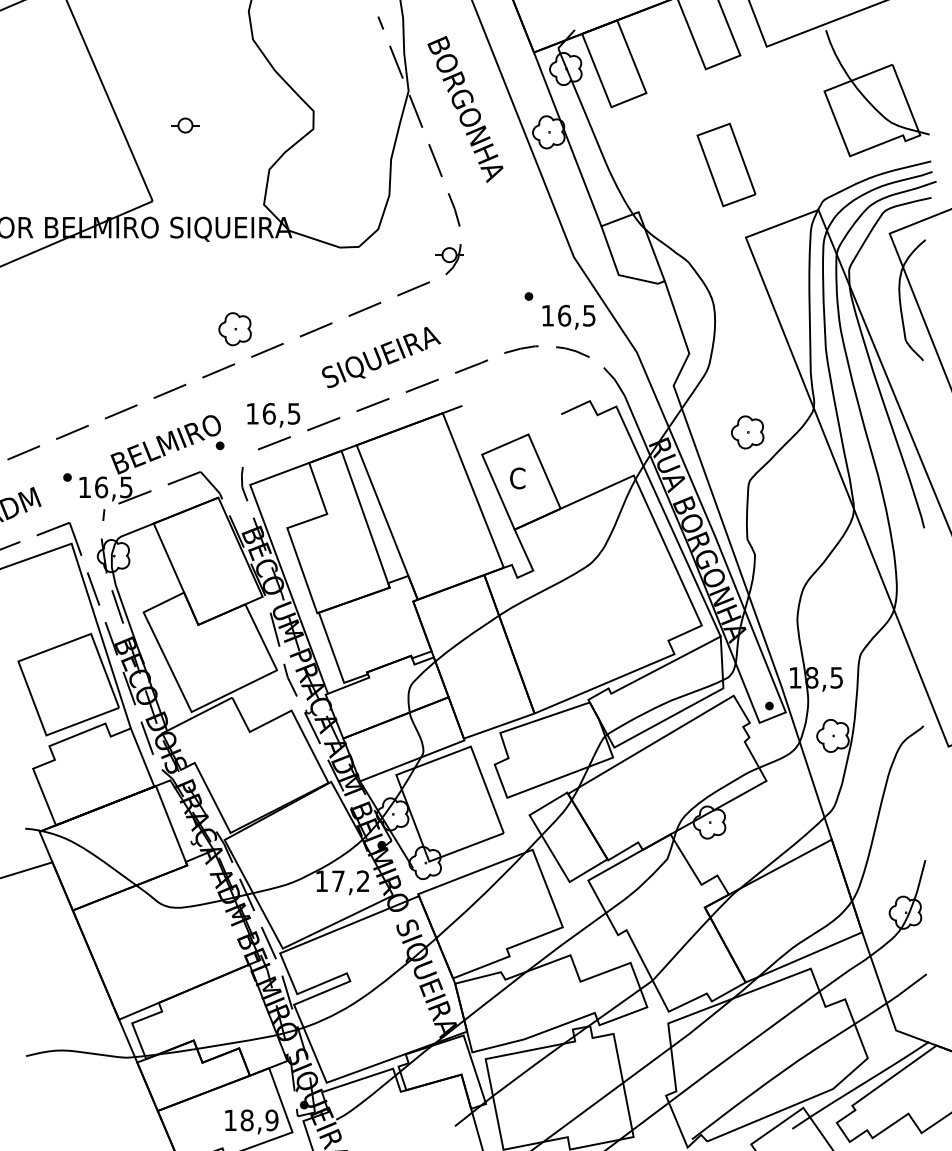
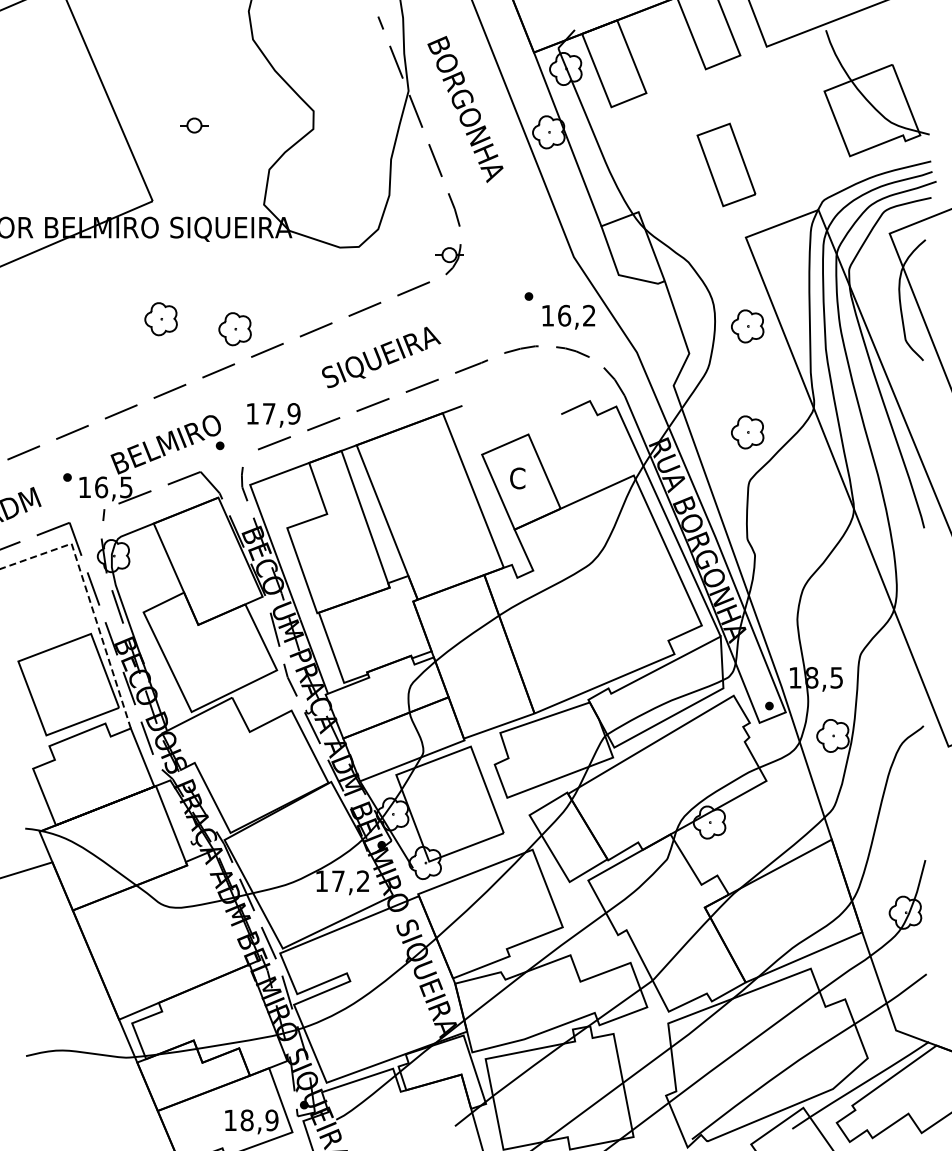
part position: (185, 125) -> (194, 125) (194, 125)
text: 16,5 -> 16,2 (589, 315)
part: none -> present (160, 319)
part: none -> present (747, 326)
text: 16,5 -> 17,9 (281, 413)
line: solid -> dashed (89, 599)
